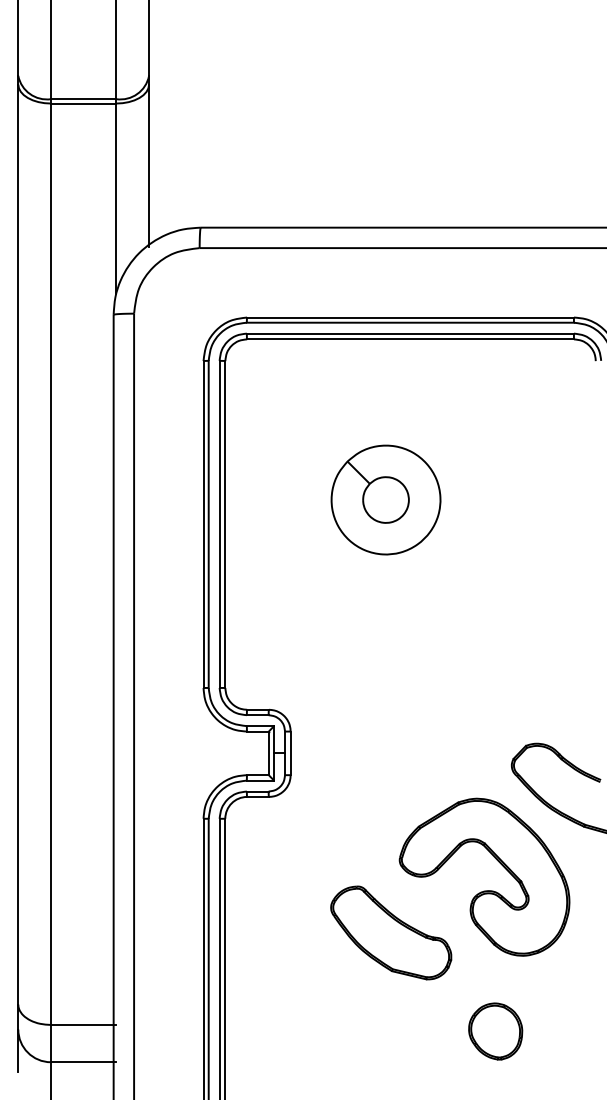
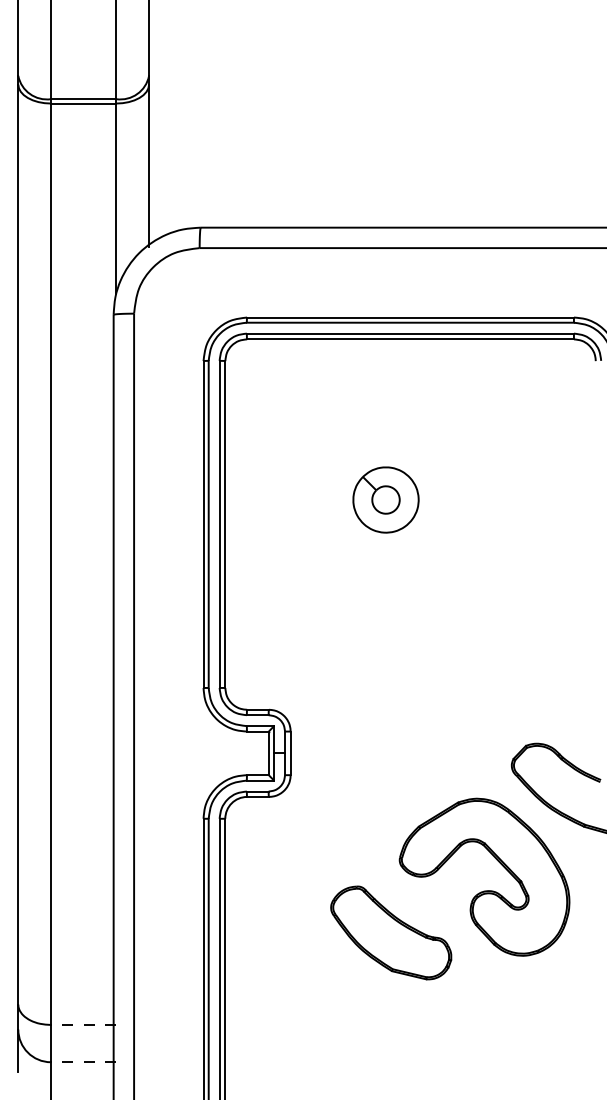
part size: 112x112 px -> 68x68 px (385, 499)
line: solid -> dashed (83, 1024)
part: present -> none (495, 1031)
line: solid -> dashed (83, 1062)
